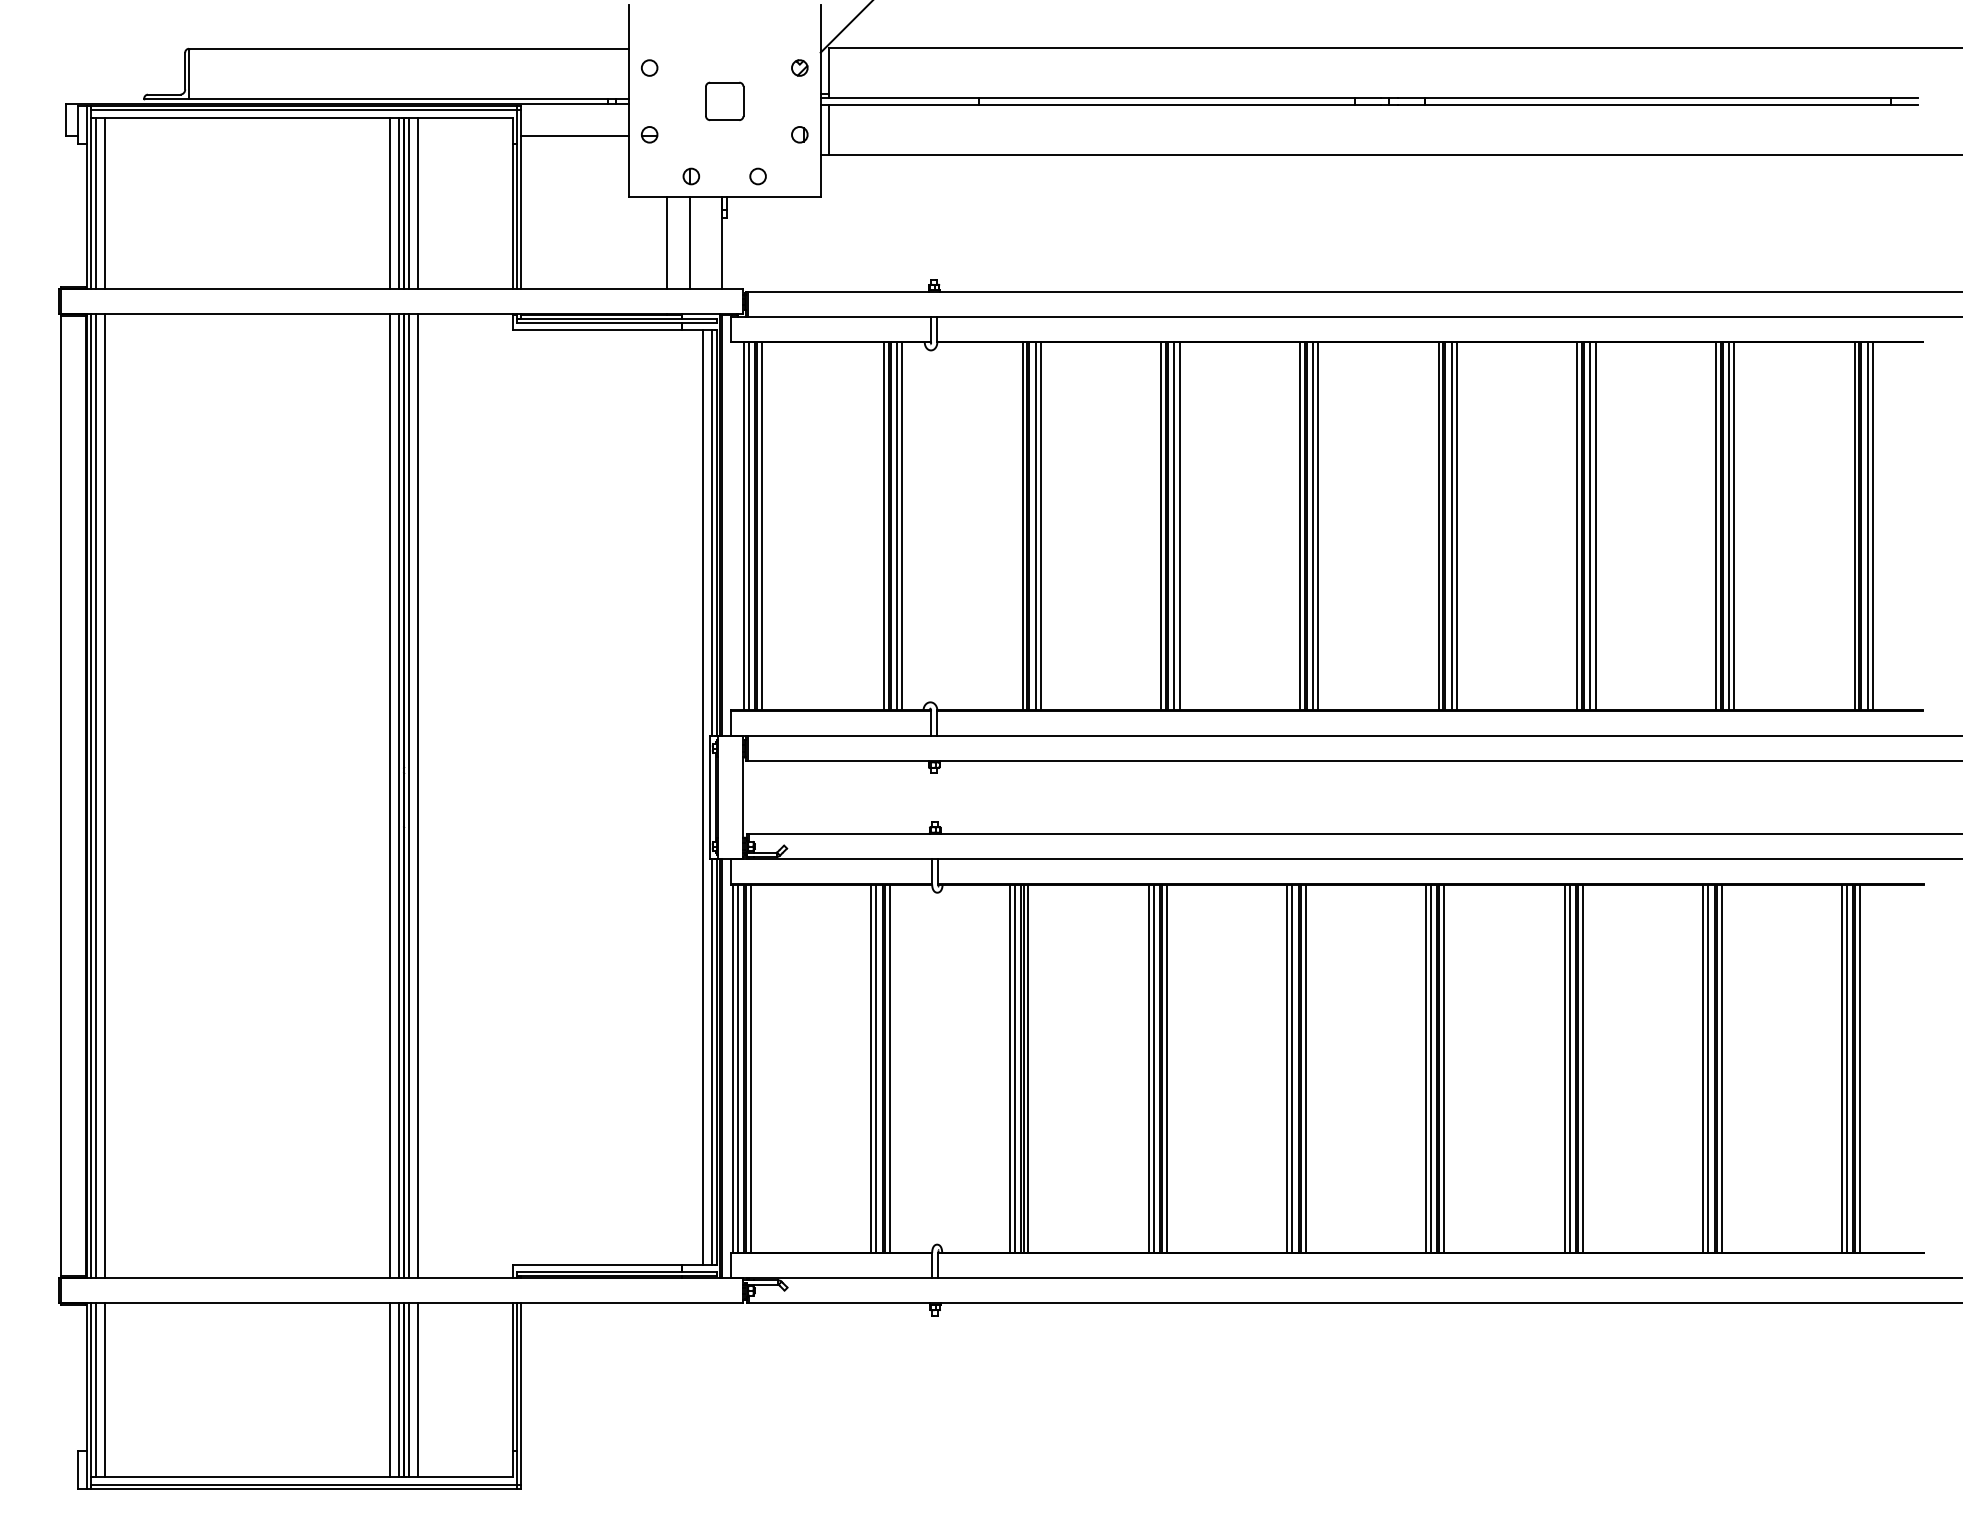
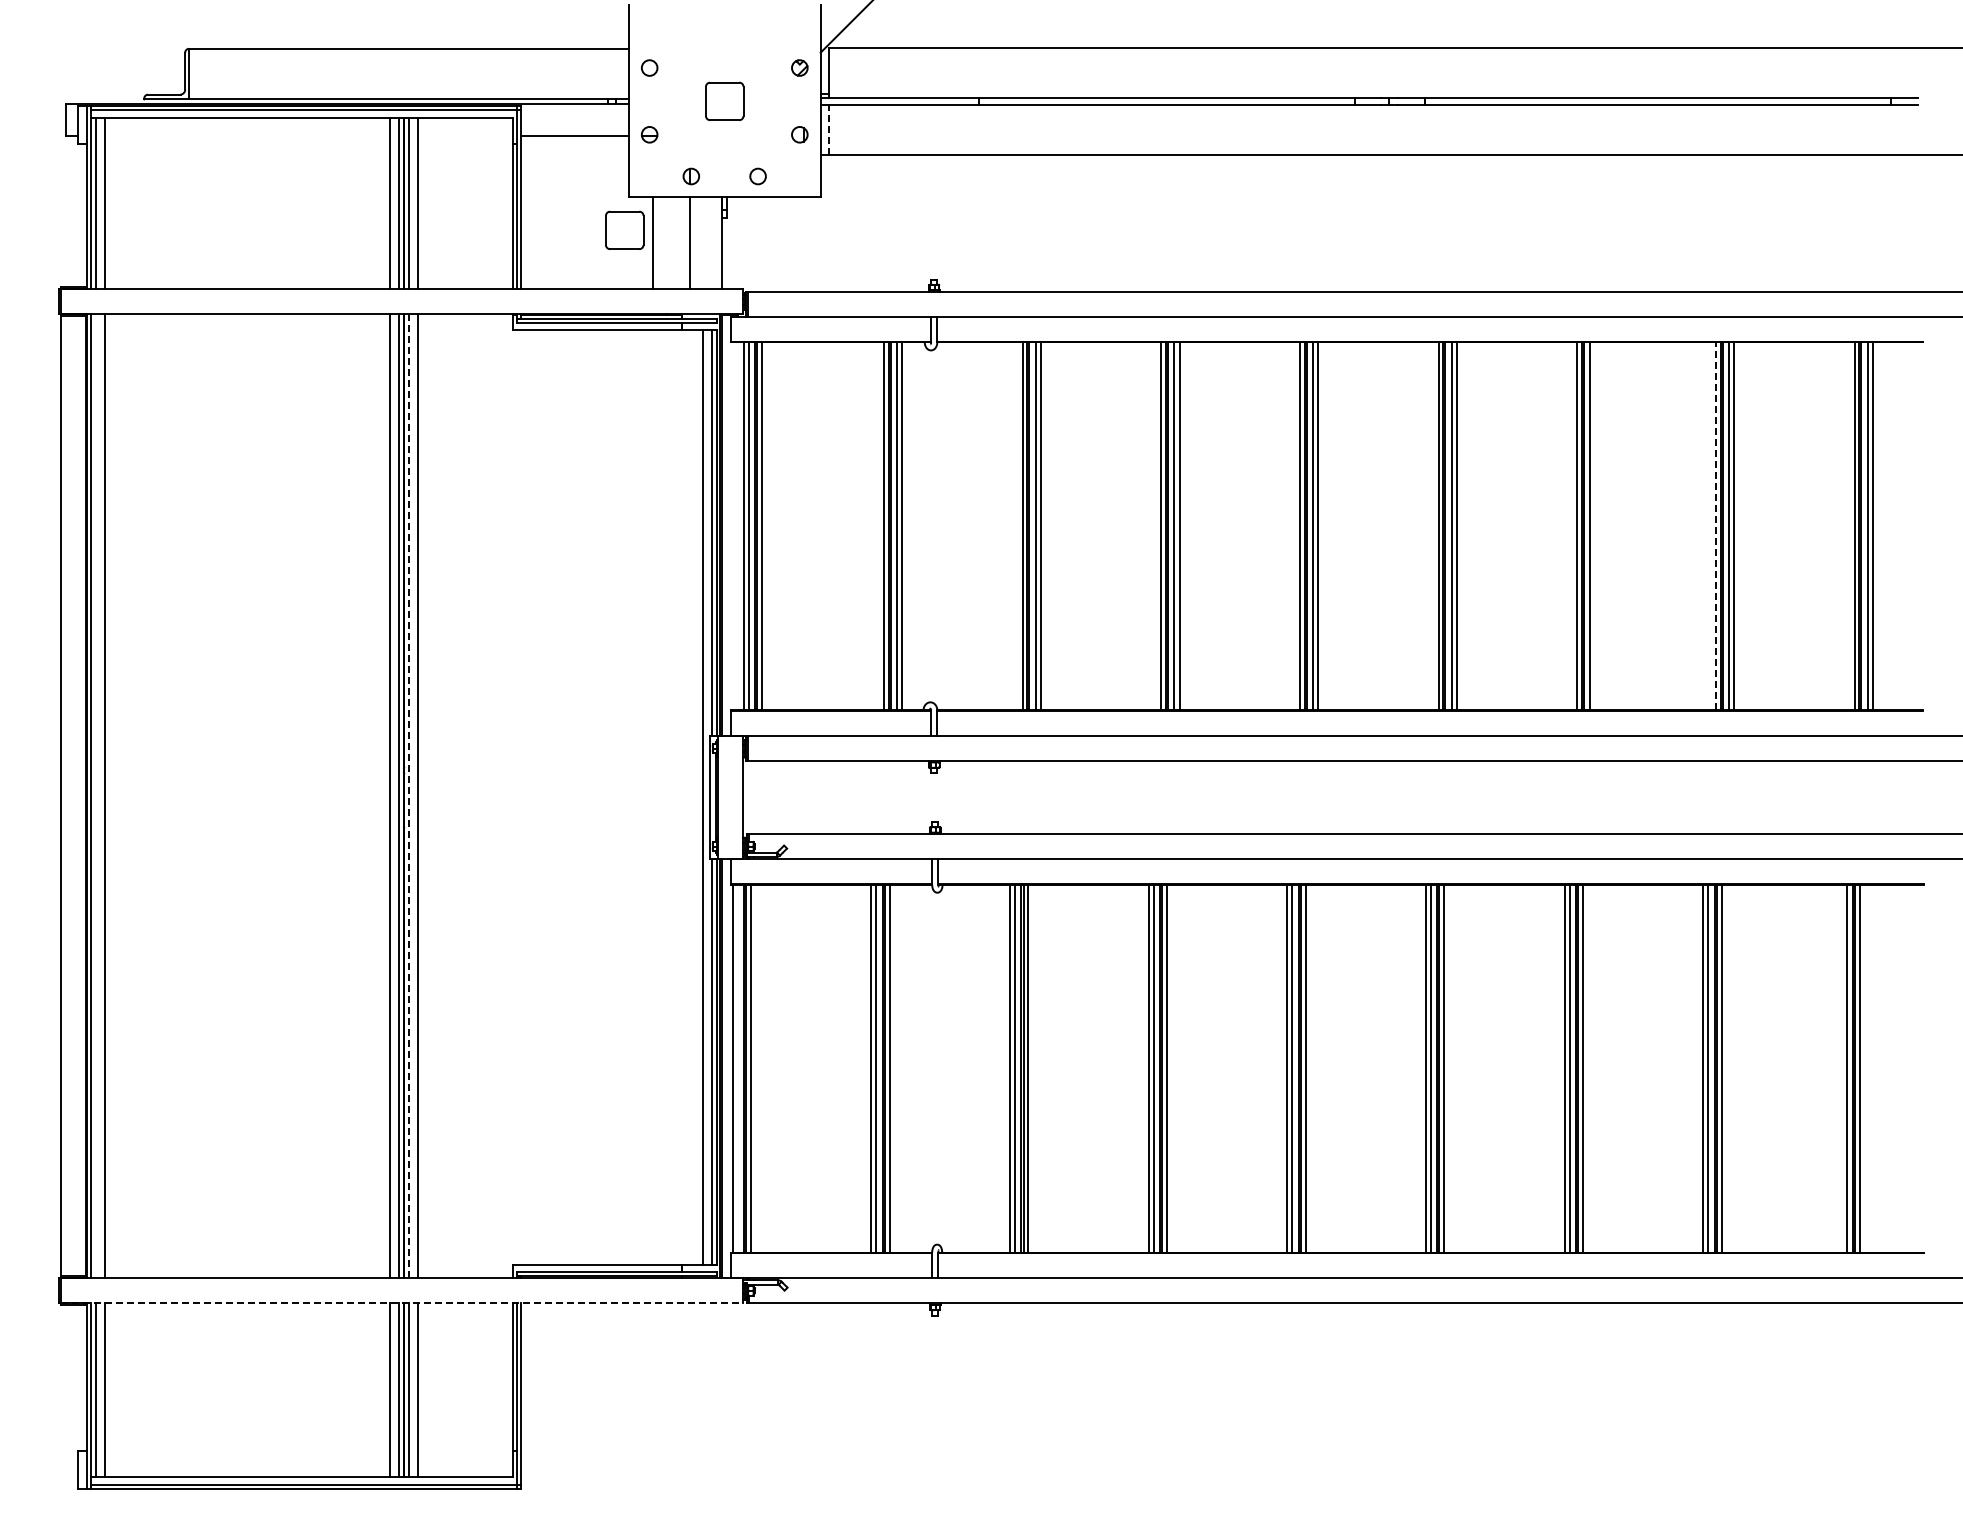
line: solid -> dashed (829, 129)
part: none -> present (624, 230)
line position: (666, 243) -> (652, 243) (652, 243)
line: solid -> dashed (1715, 525)
line: present -> none (1595, 526)
line: present -> none (96, 796)
line: solid -> dashed (409, 796)
line: present -> none (737, 1068)
line: present -> none (1841, 1068)
line: solid -> dashed (402, 1303)
